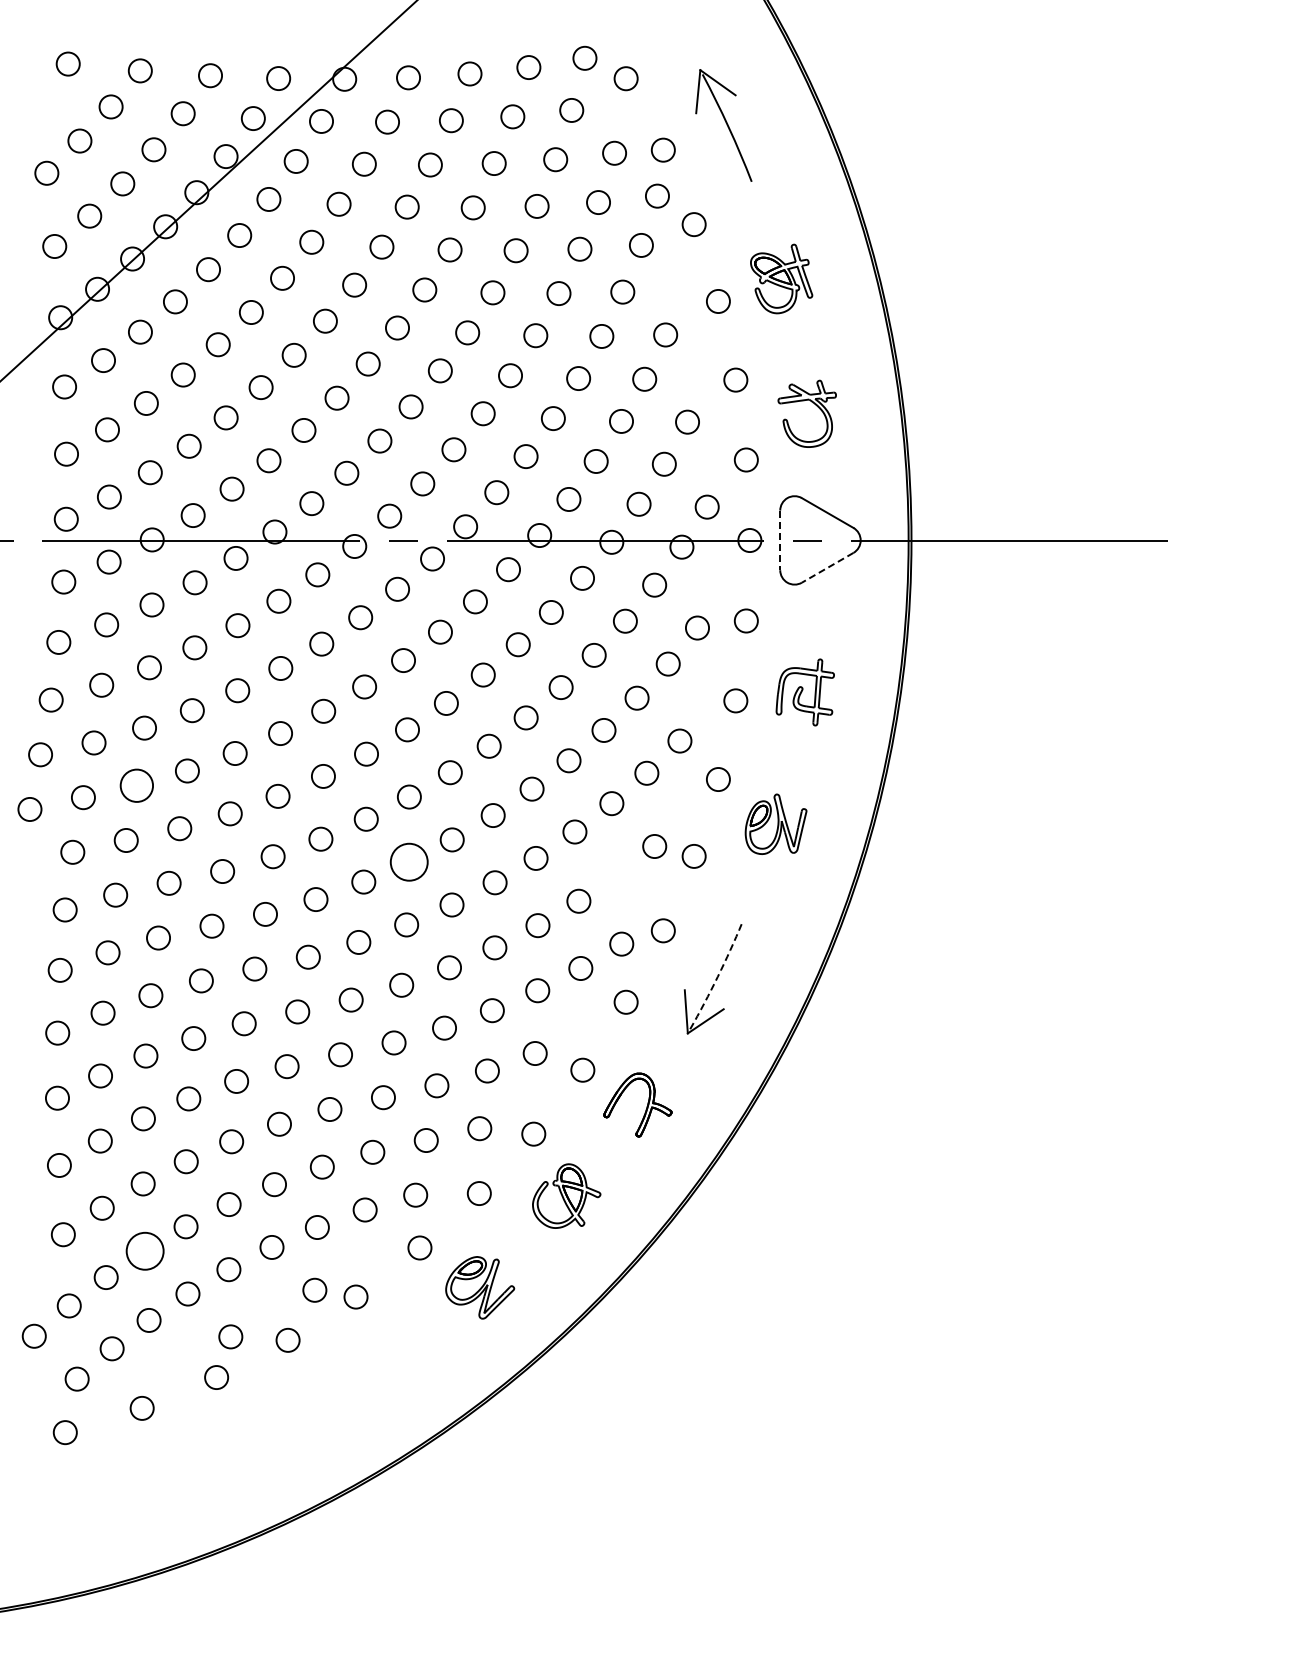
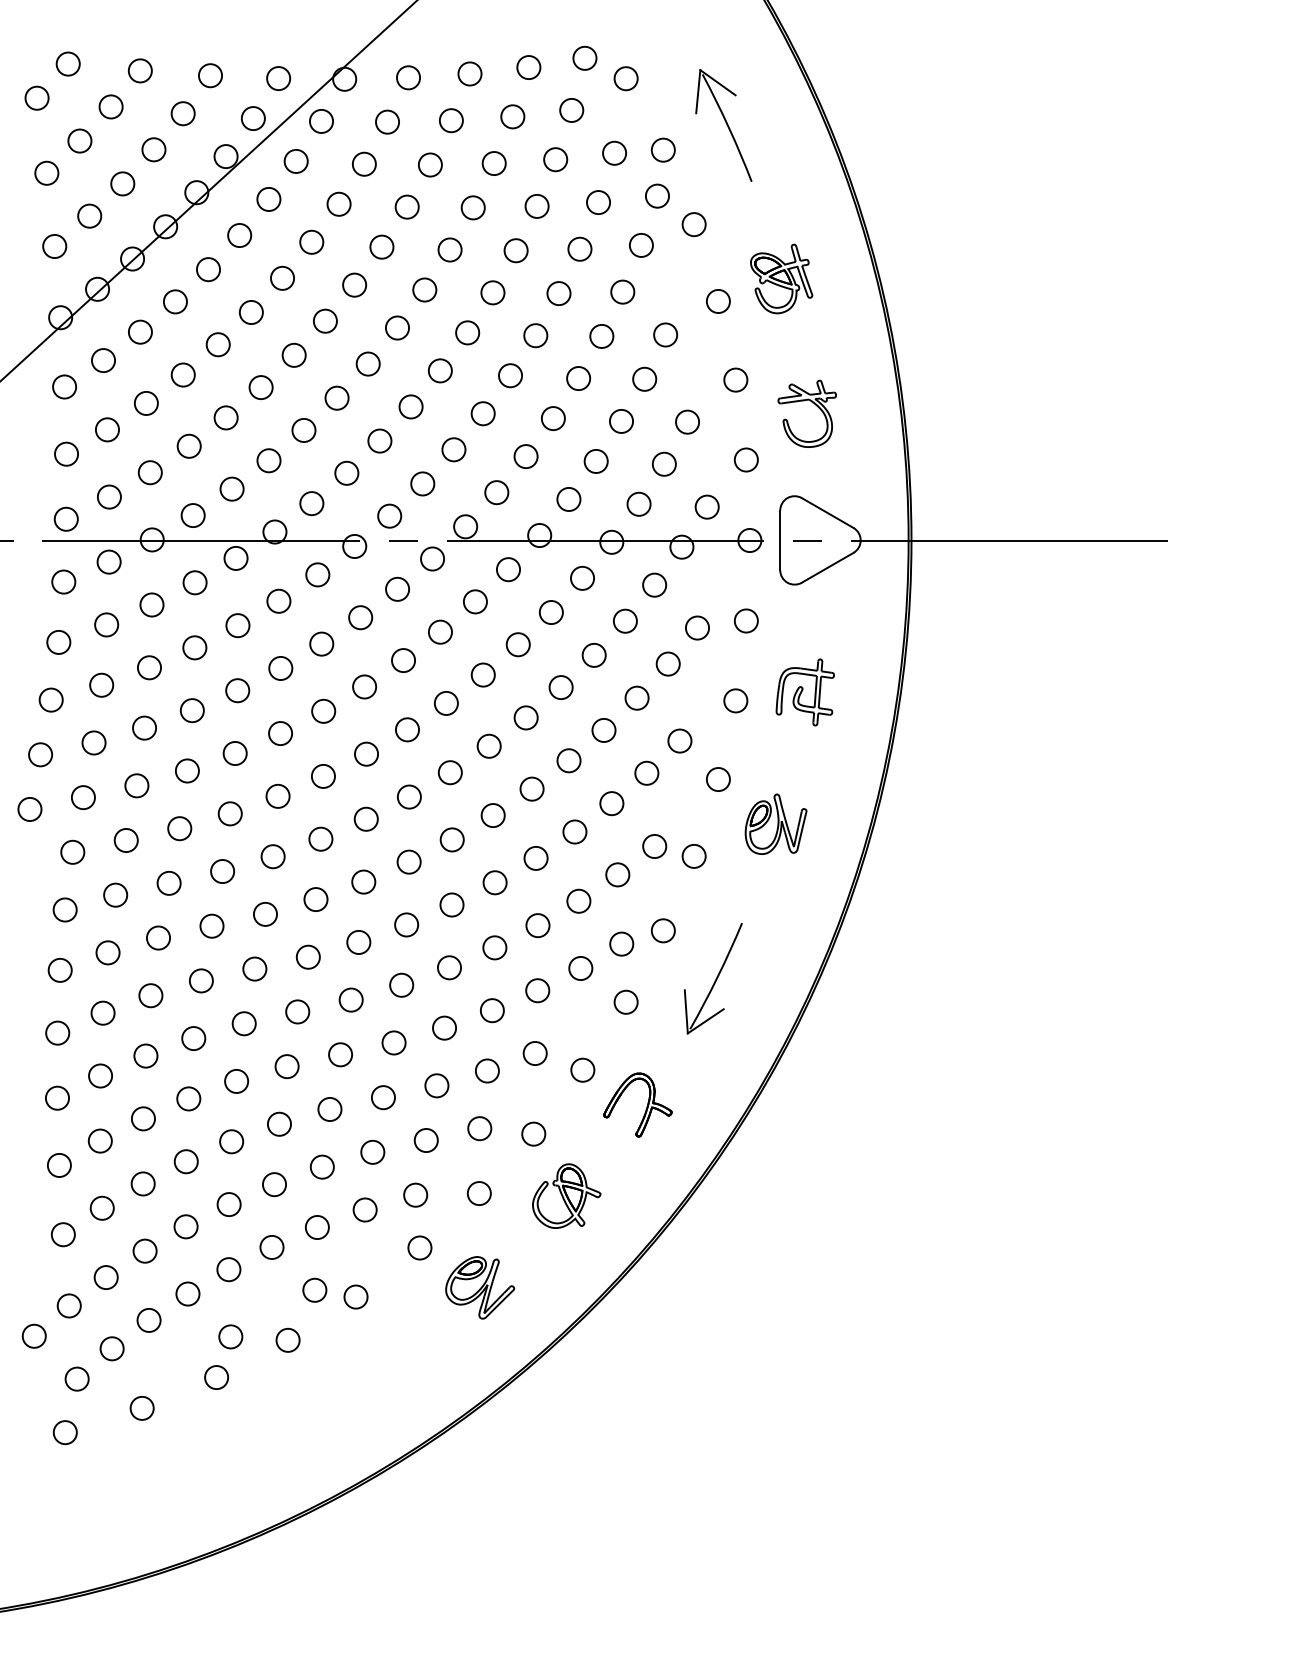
circle: none -> present (36, 97)
line: dashed -> solid (780, 540)
line: dashed -> solid (827, 567)
circle size: 35x35 px -> 26x26 px (136, 785)
circle size: 40x40 px -> 26x26 px (408, 861)
circle: none -> present (617, 874)
arc: dashed -> solid (717, 976)
circle size: 40x40 px -> 26x26 px (144, 1250)
